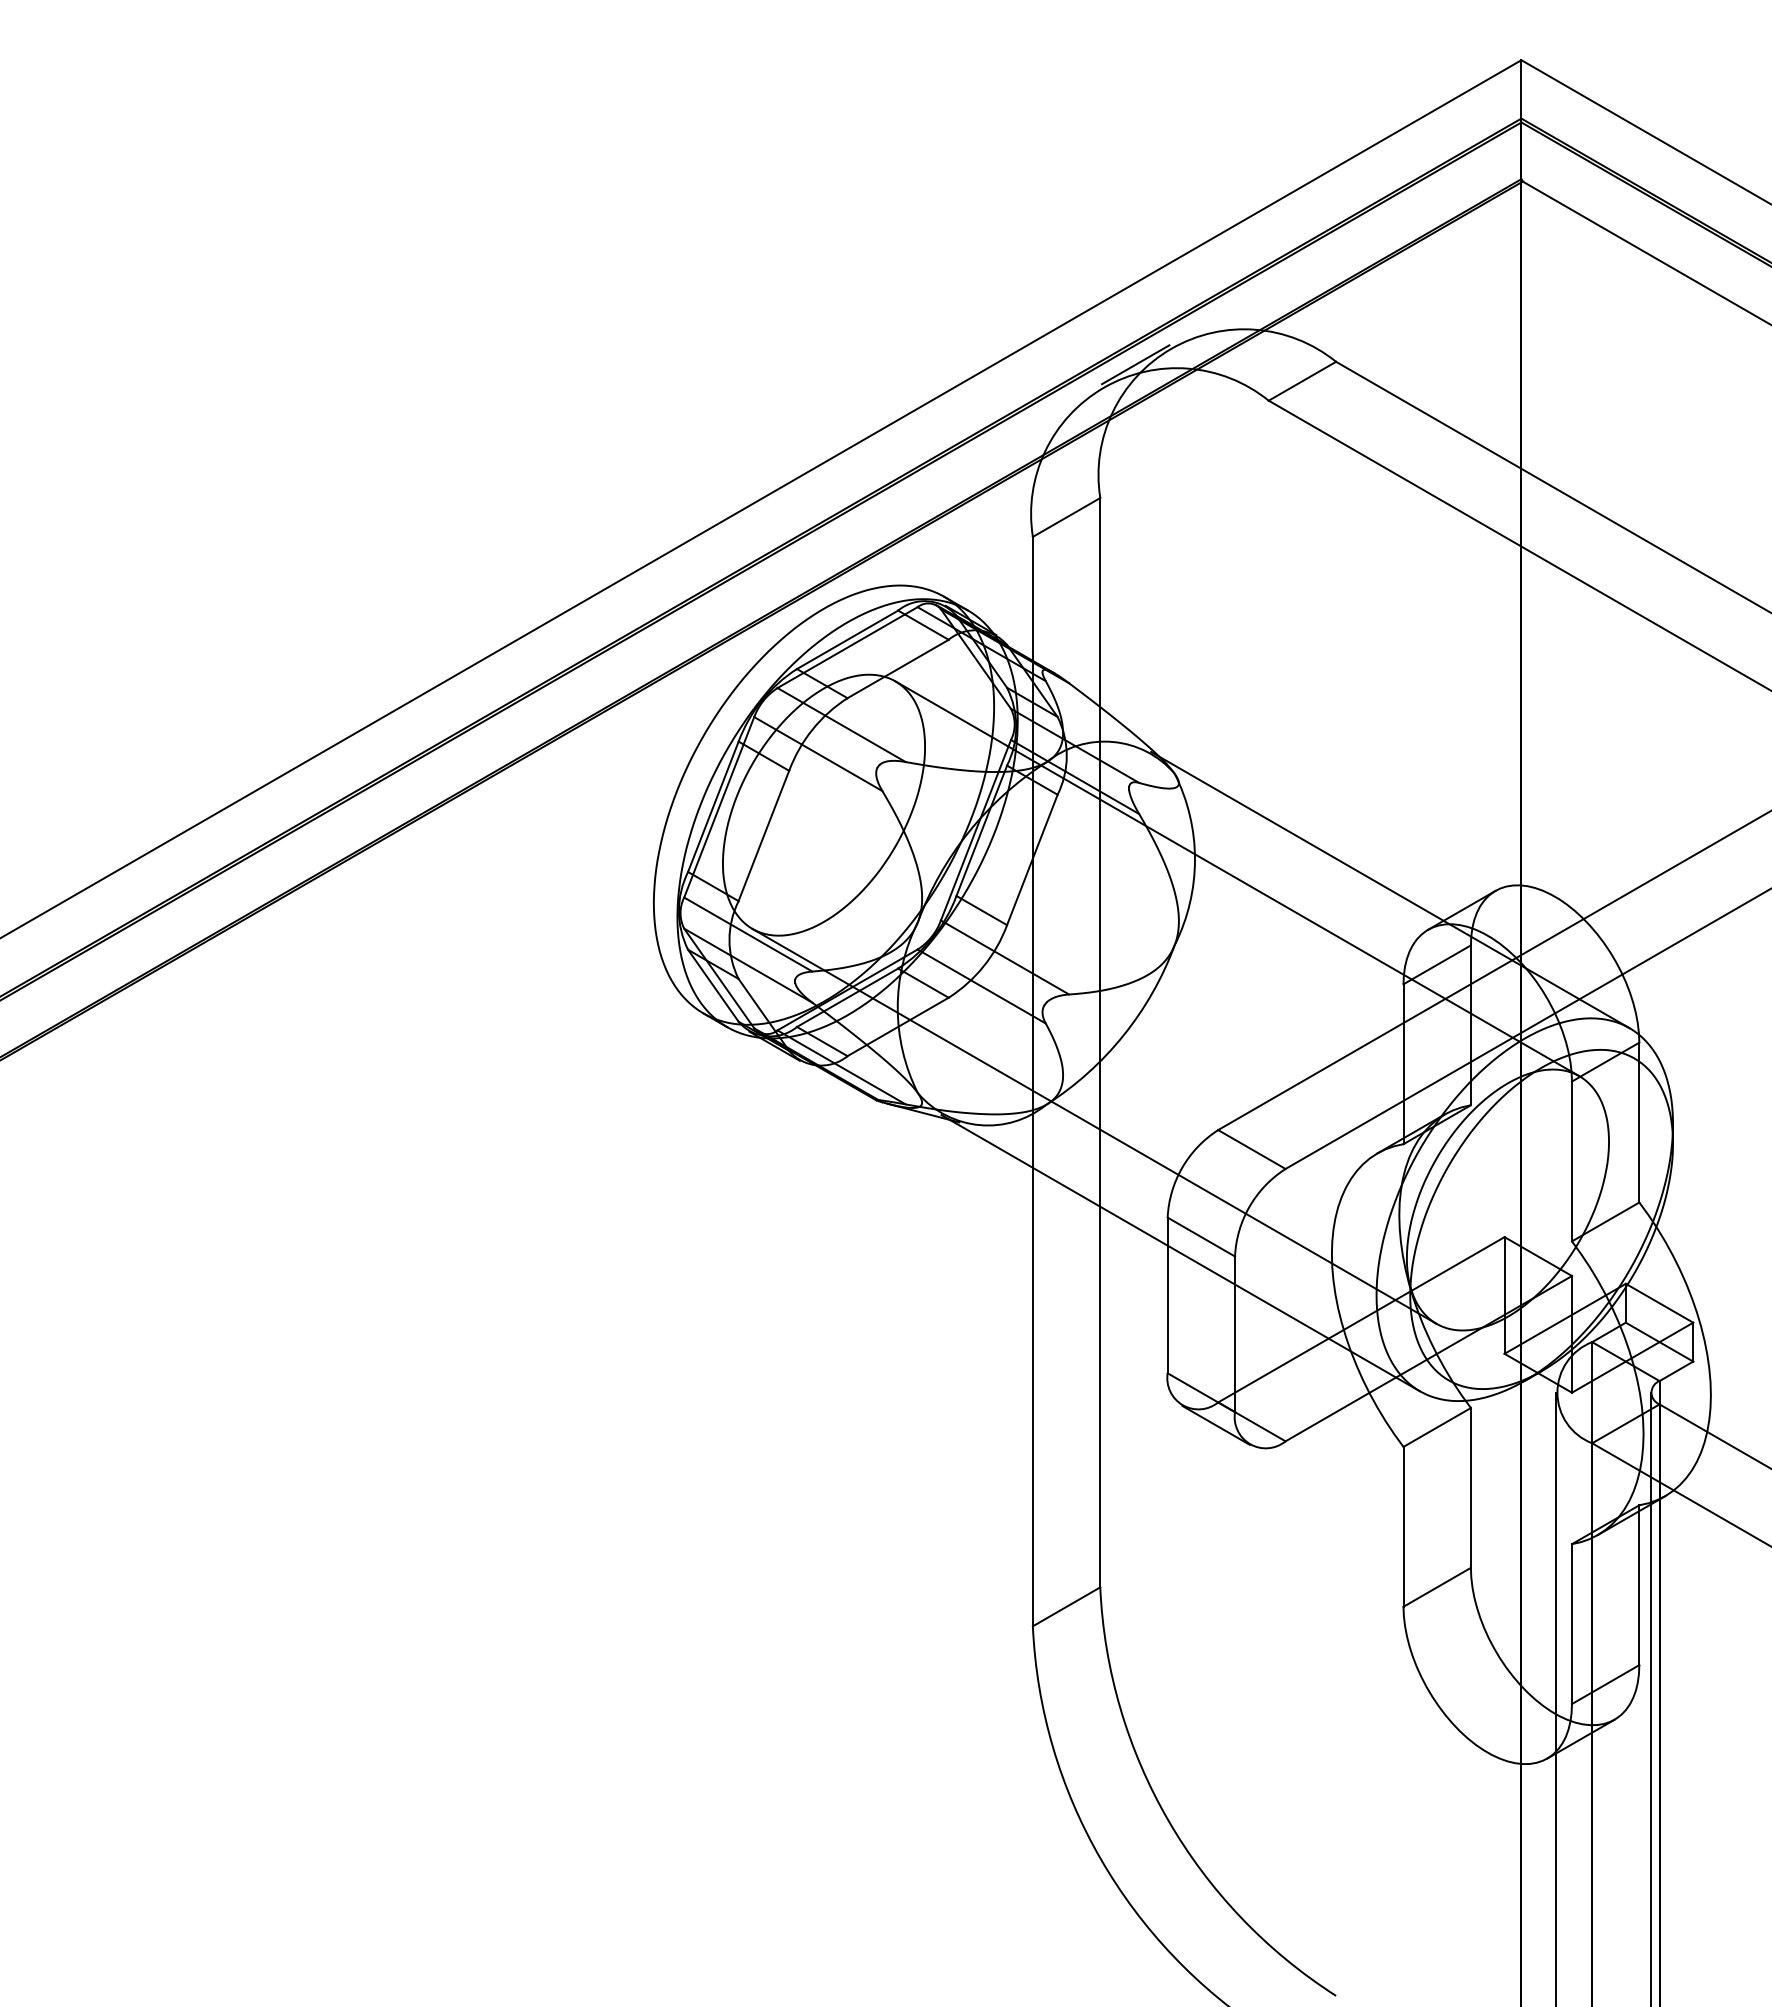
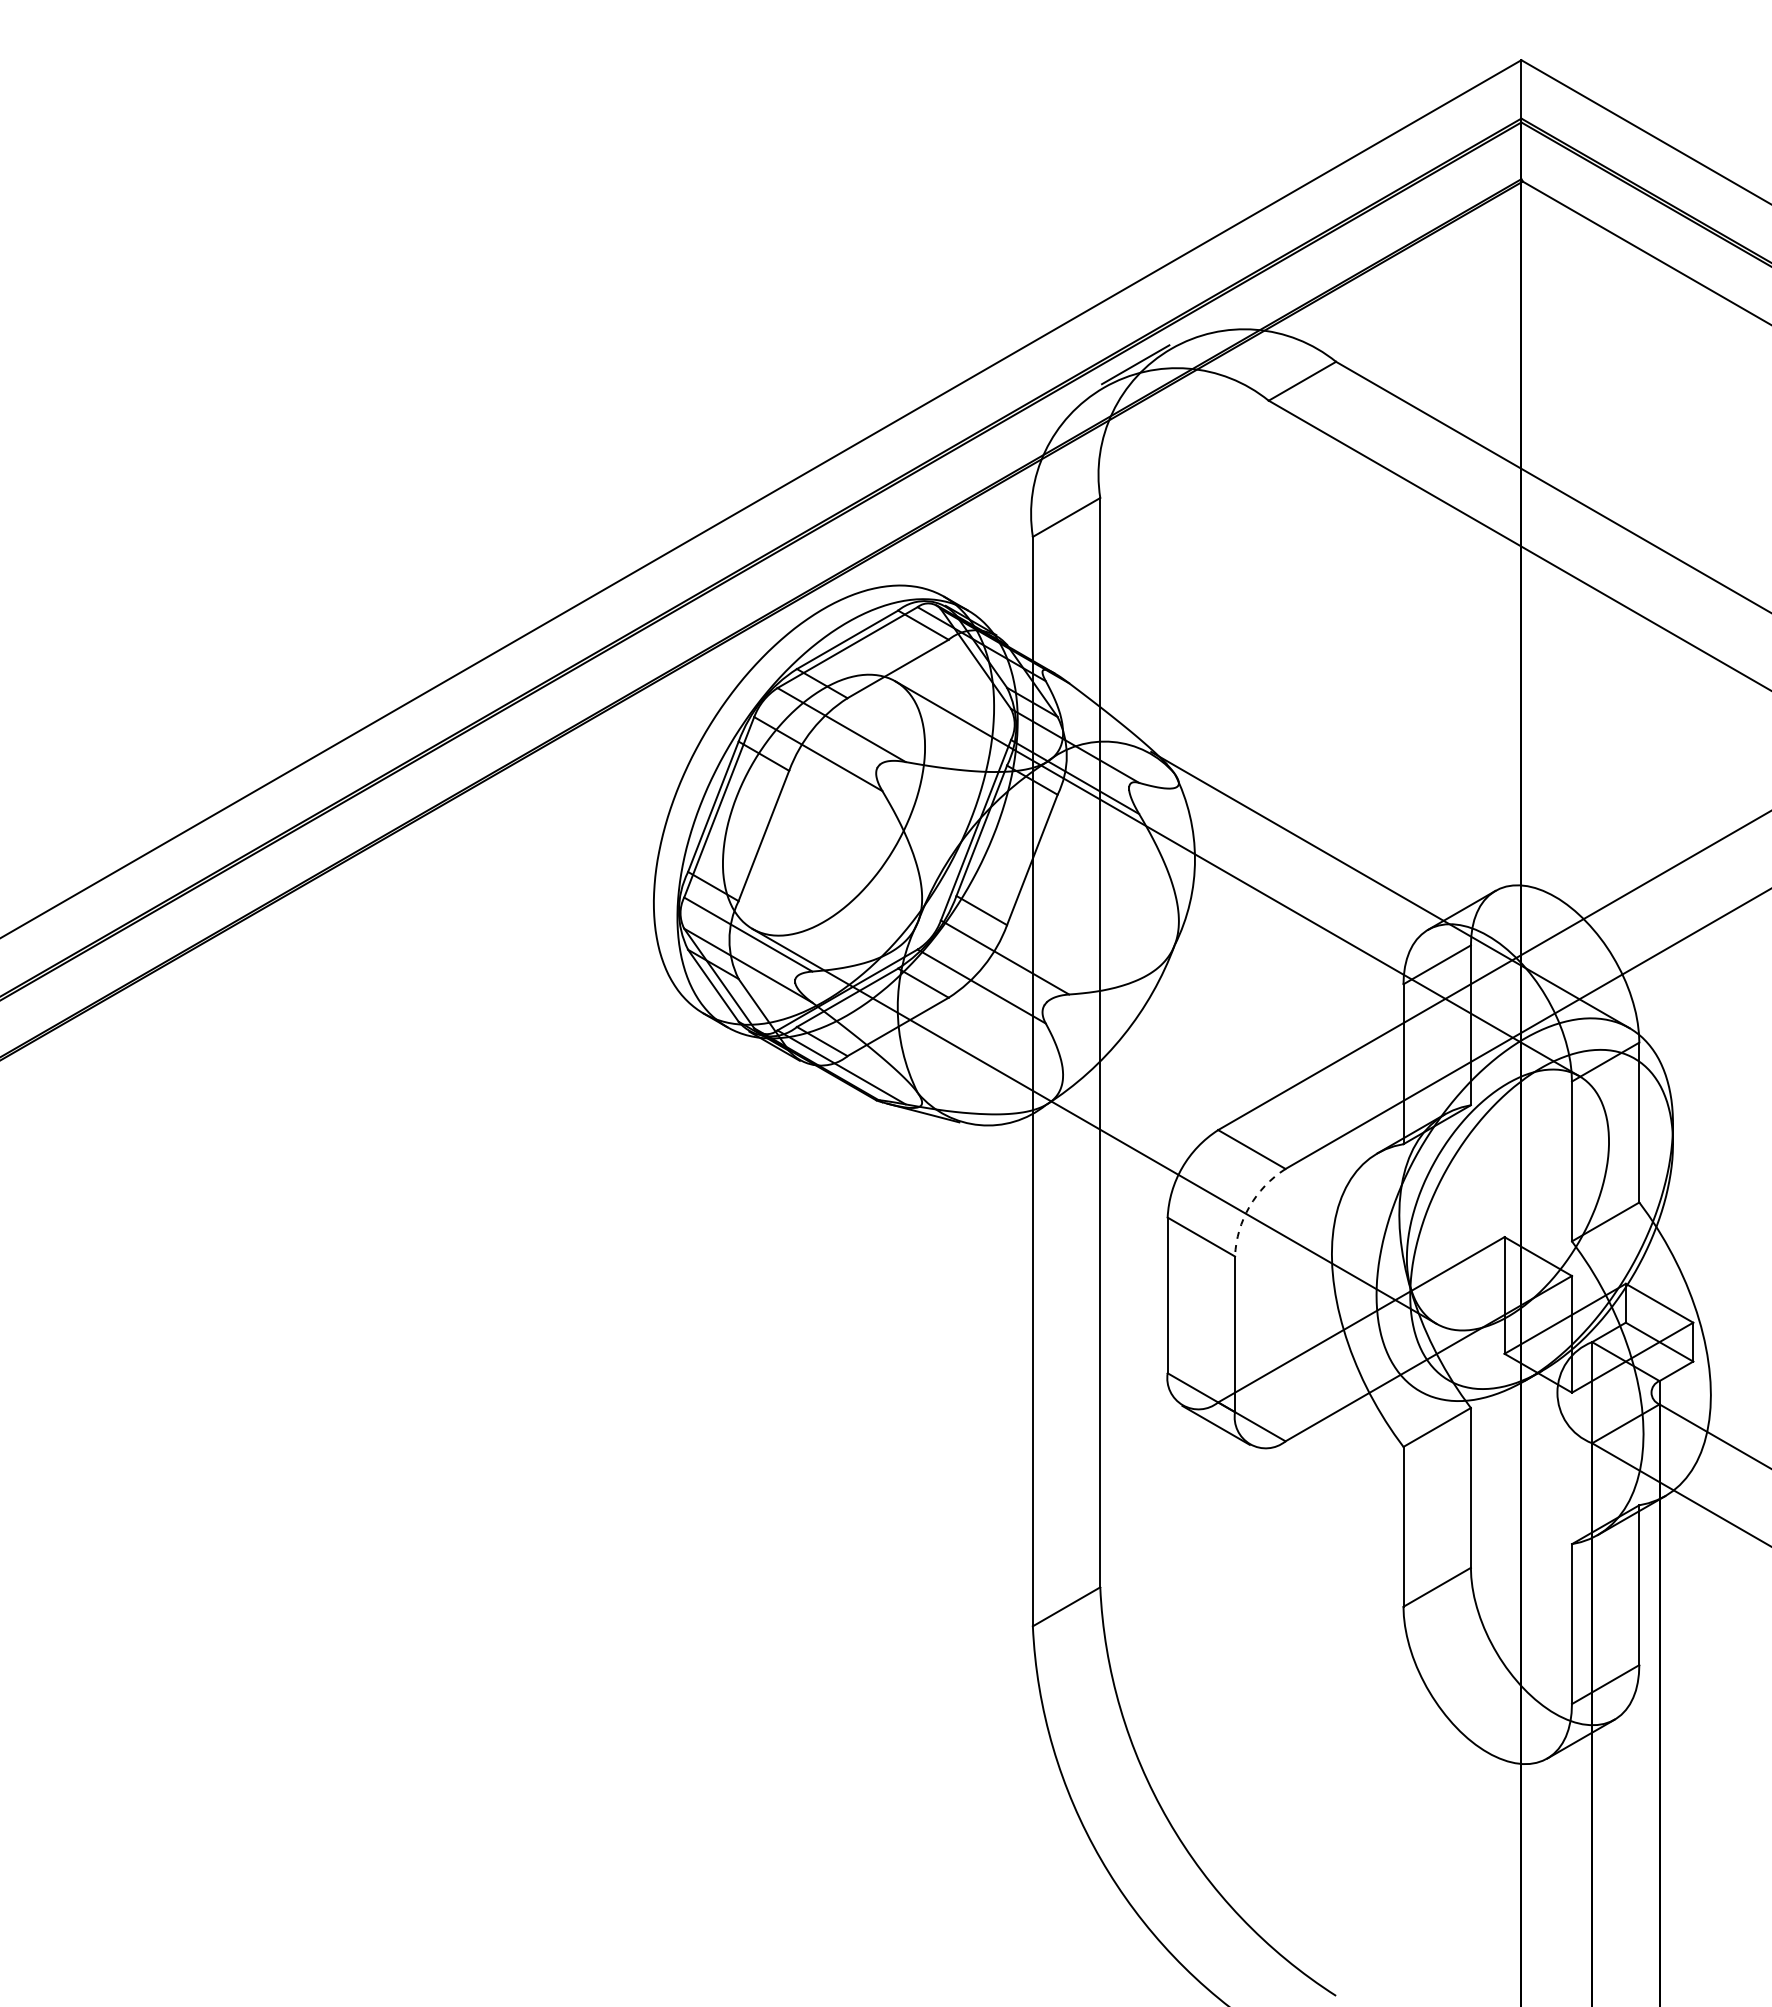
arc: solid -> dashed (1249, 1206)
line: present -> none (1180, 1253)
line: present -> none (1555, 1697)
line: present -> none (1651, 1697)
